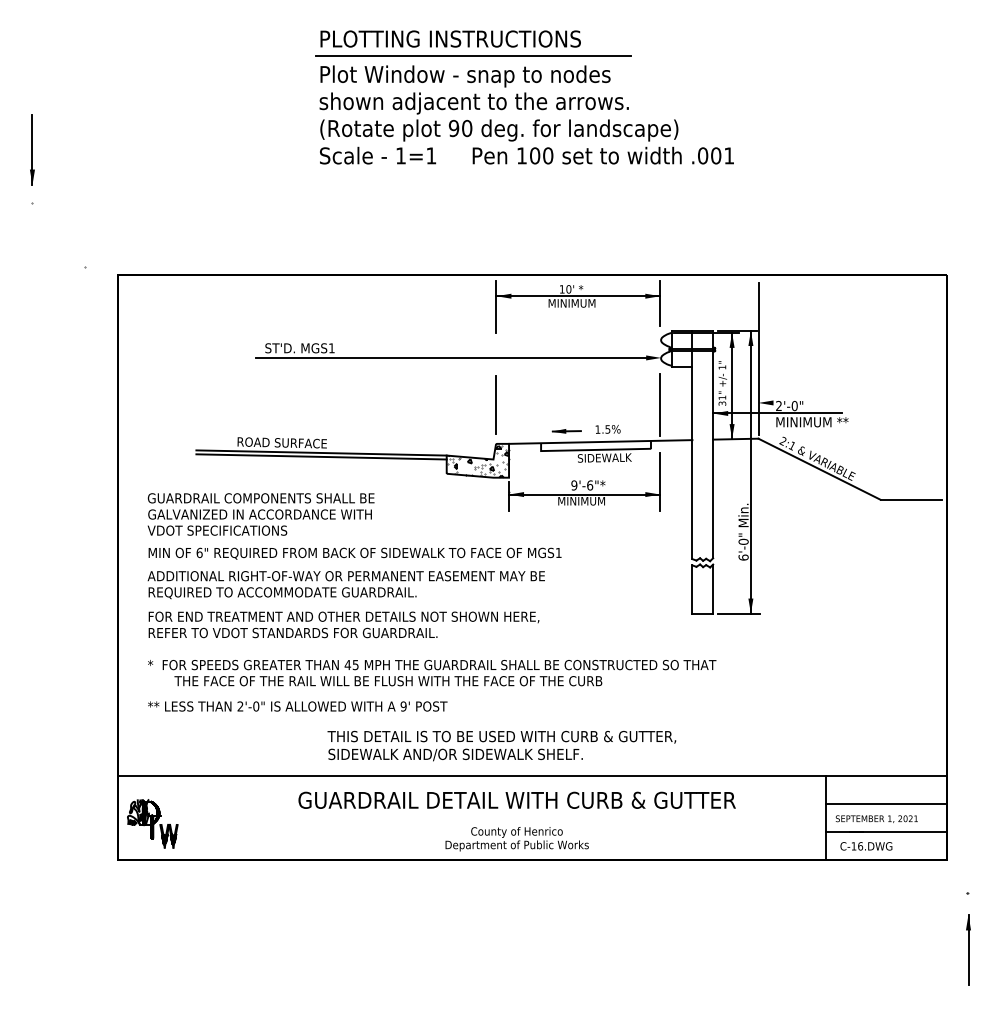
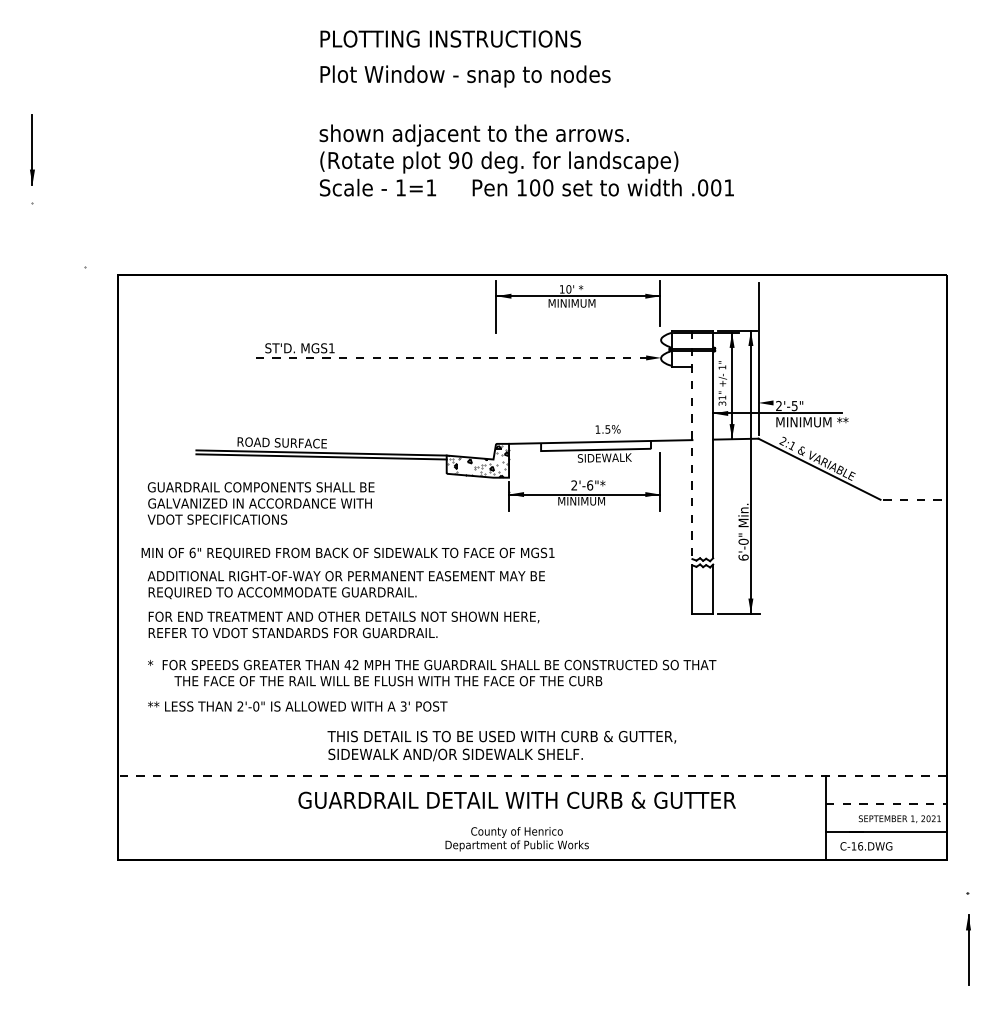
line: present -> none (473, 55)
text position: (526, 128) -> (526, 160) (526, 160)
line: solid -> dashed (455, 357)
line: present -> none (660, 404)
line: present -> none (496, 405)
text: 2'-0" -> 2'-5" (794, 405)
line: present -> none (566, 431)
line: solid -> dashed (692, 445)
text: 9'-6"* -> 2'-6"* (574, 485)
line: solid -> dashed (911, 499)
text position: (260, 514) -> (260, 503) (260, 503)
text position: (354, 553) -> (347, 553) (347, 553)
text: 45 -> 42 (355, 665)
text: 9' -> 3' (403, 706)
line: solid -> dashed (531, 776)
line: solid -> dashed (886, 804)
text position: (876, 818) -> (899, 818) (899, 818)
part: present -> none (152, 823)
